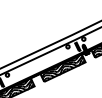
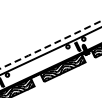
arc: solid -> dashed (51, 45)
